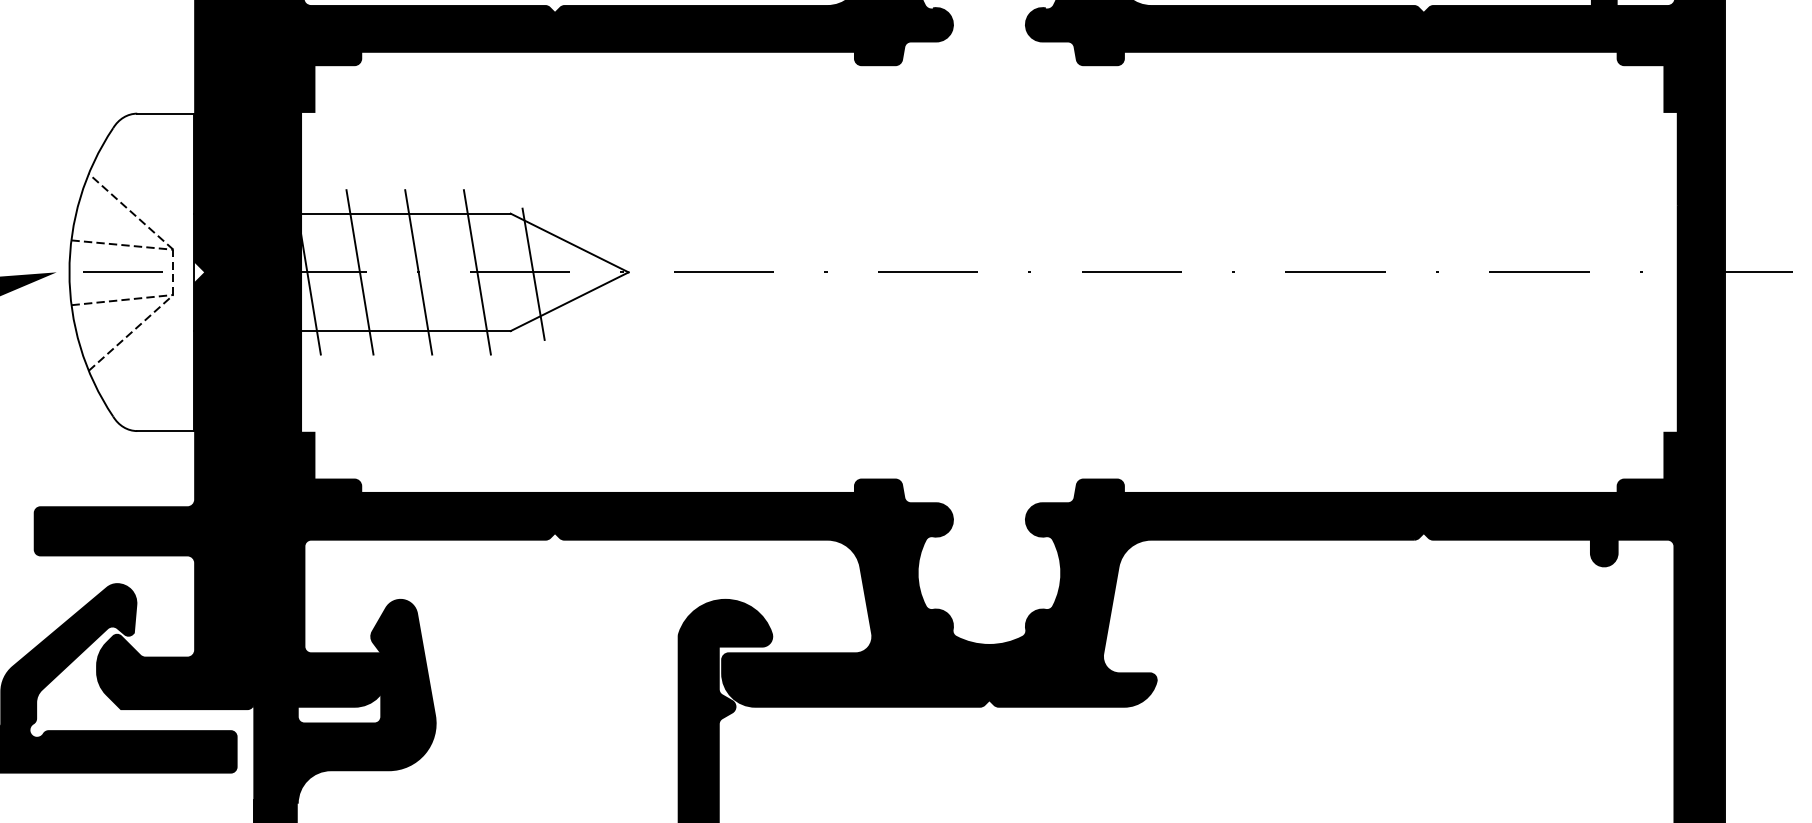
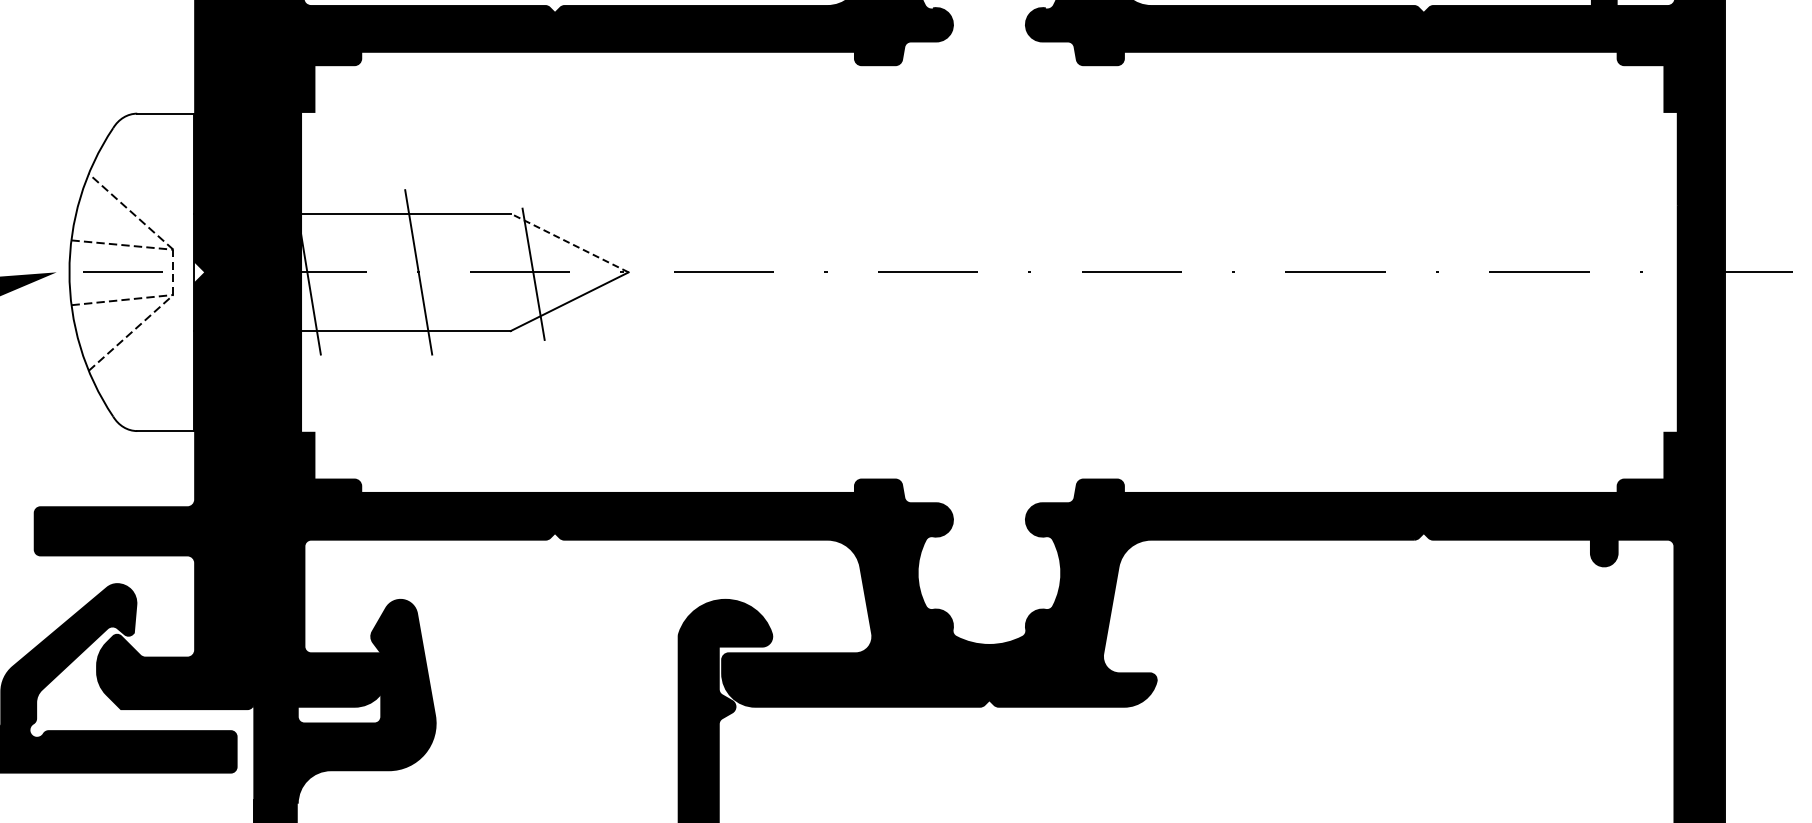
line: solid -> dashed (569, 243)
line: present -> none (359, 272)
line: present -> none (476, 272)
